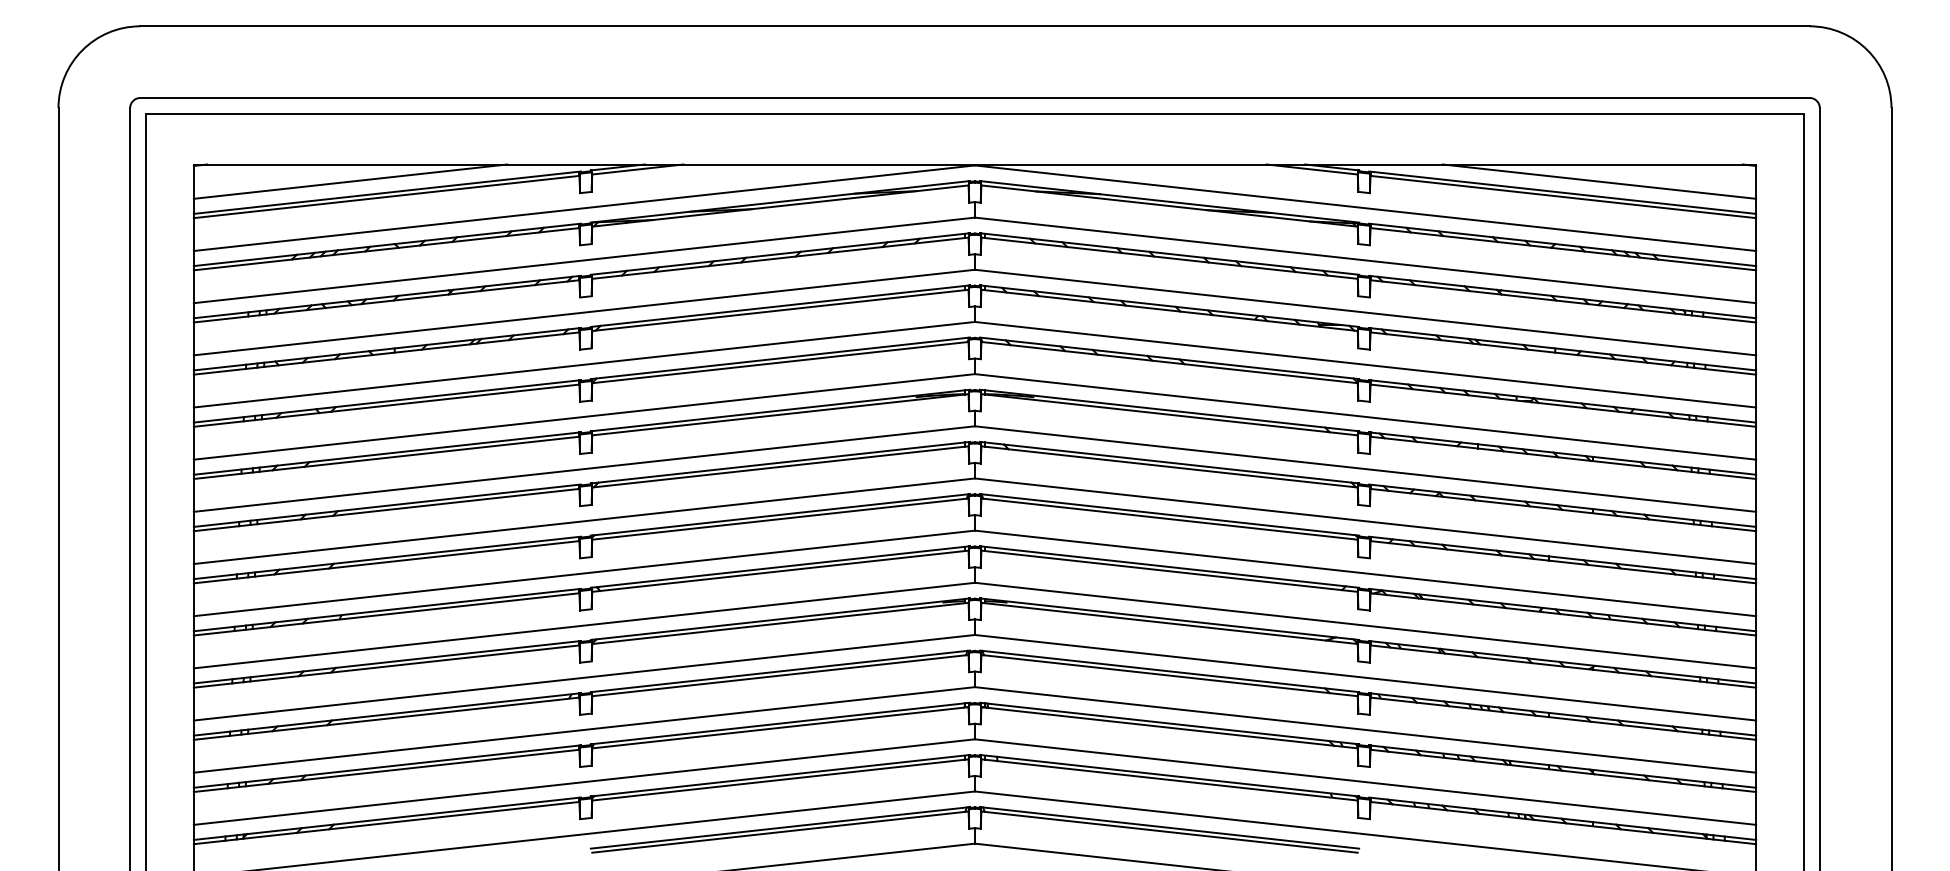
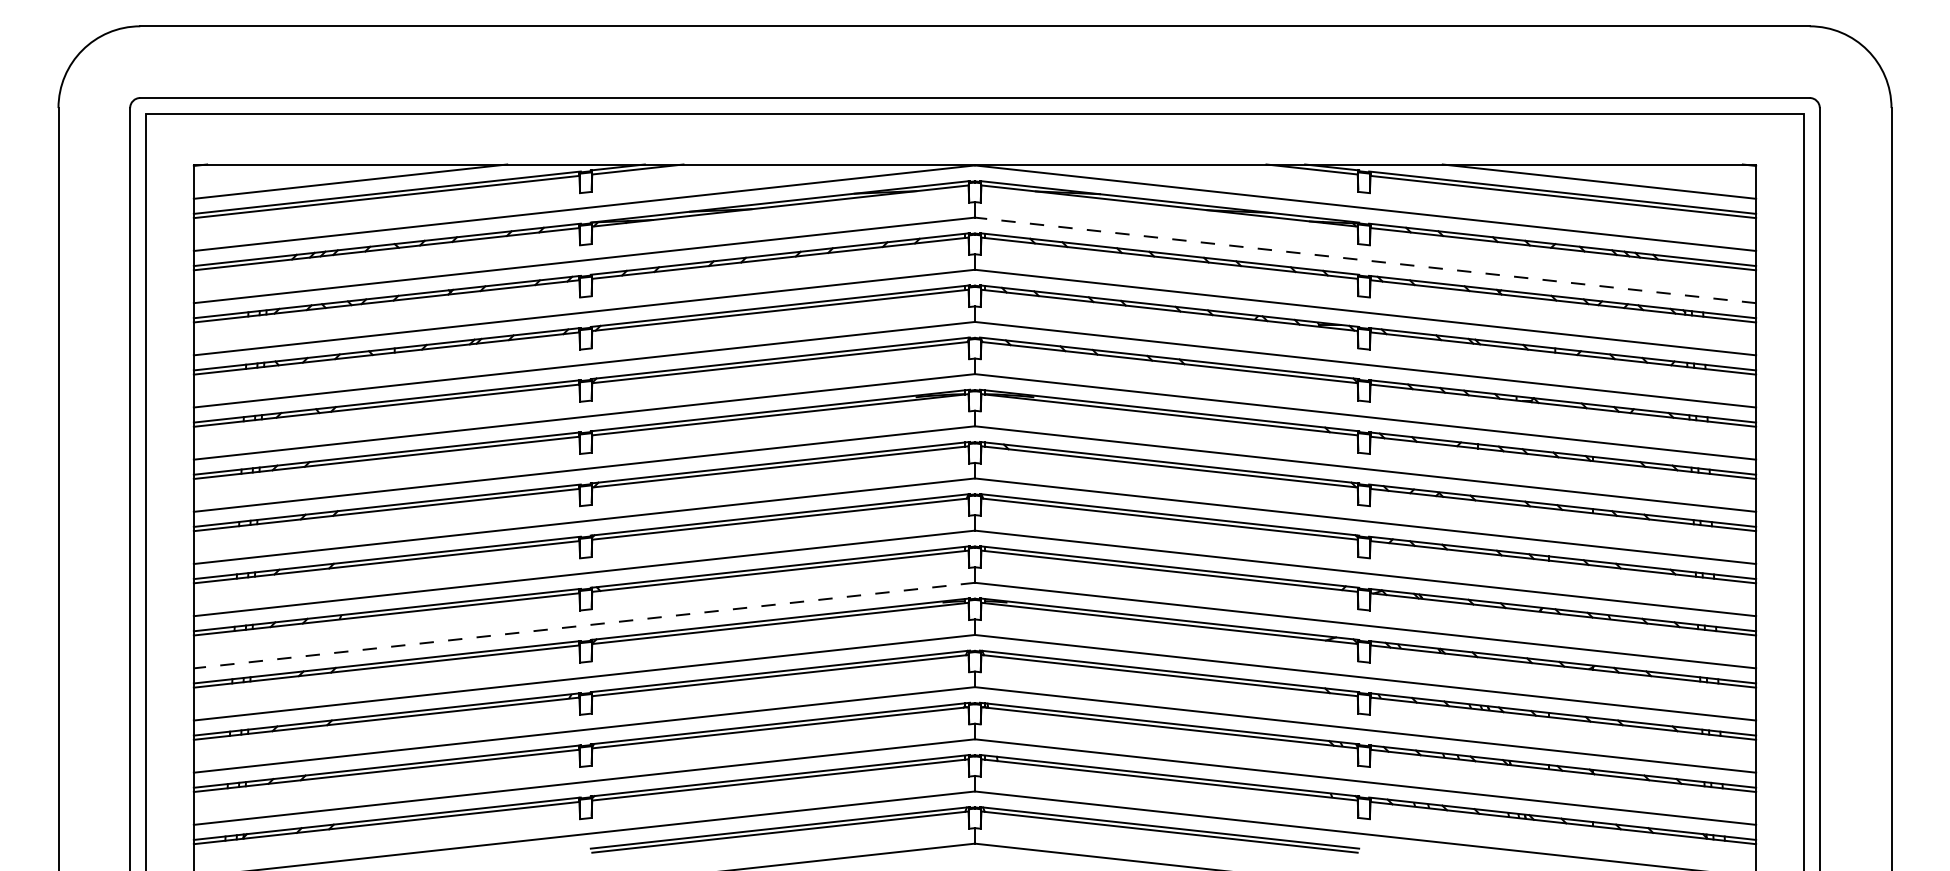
line: solid -> dashed (1365, 260)
line: solid -> dashed (584, 625)
